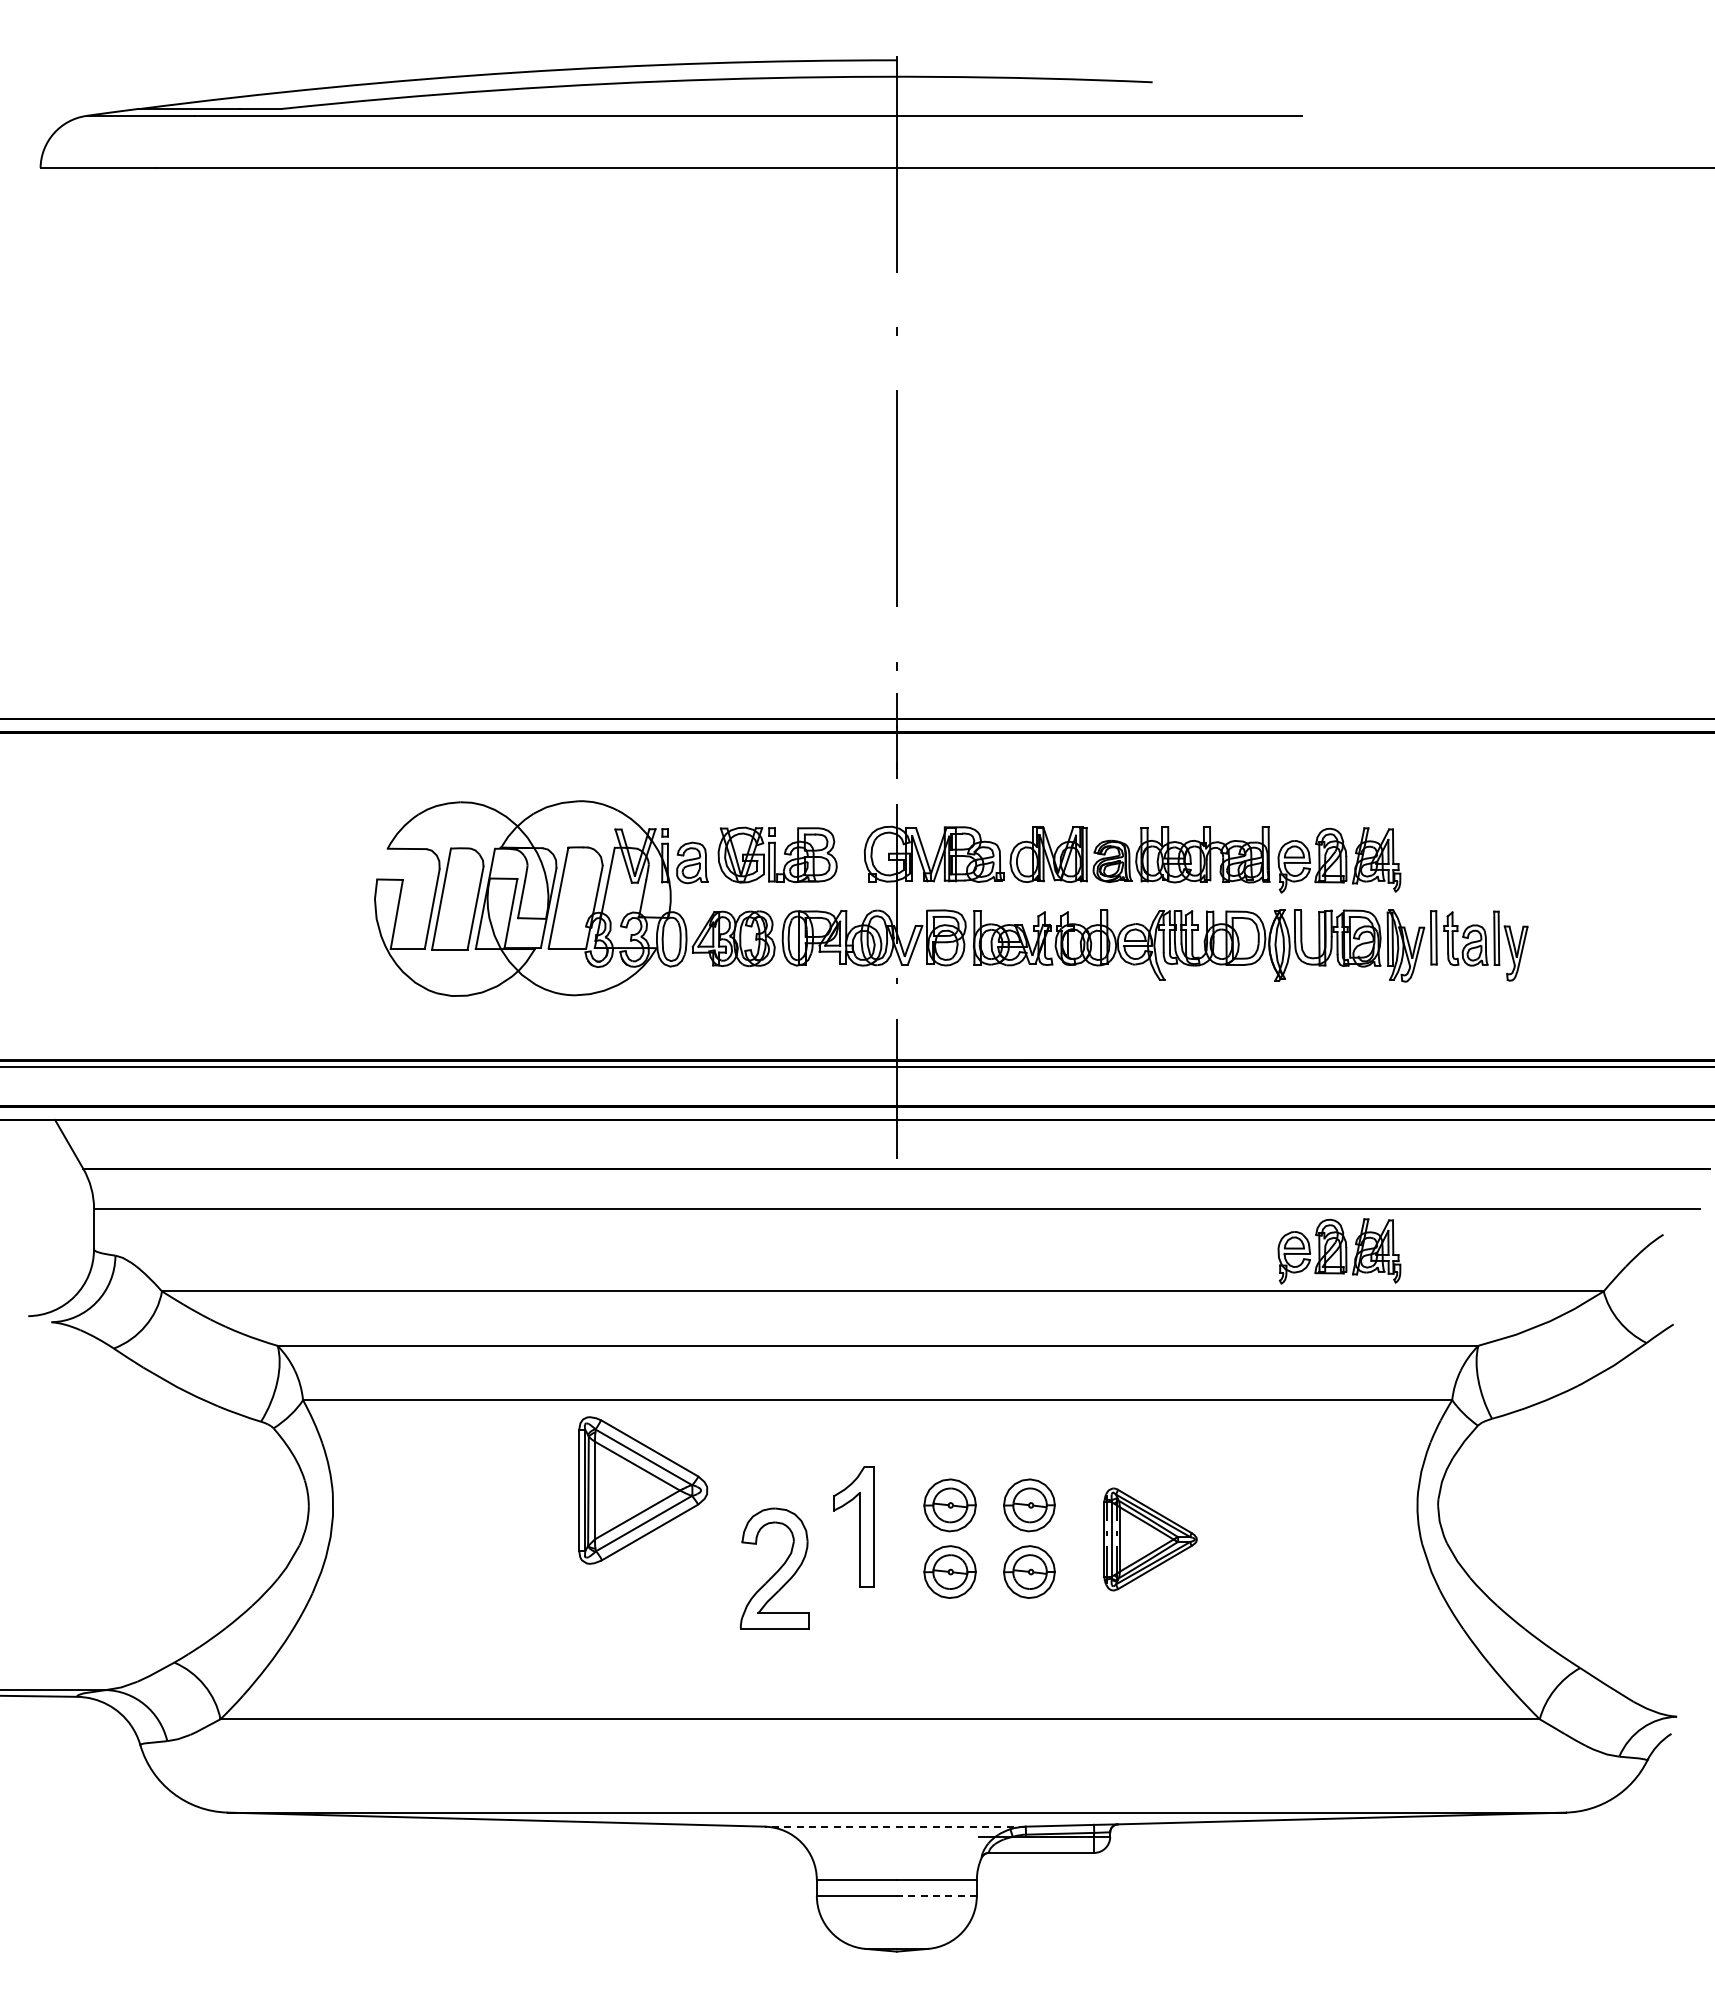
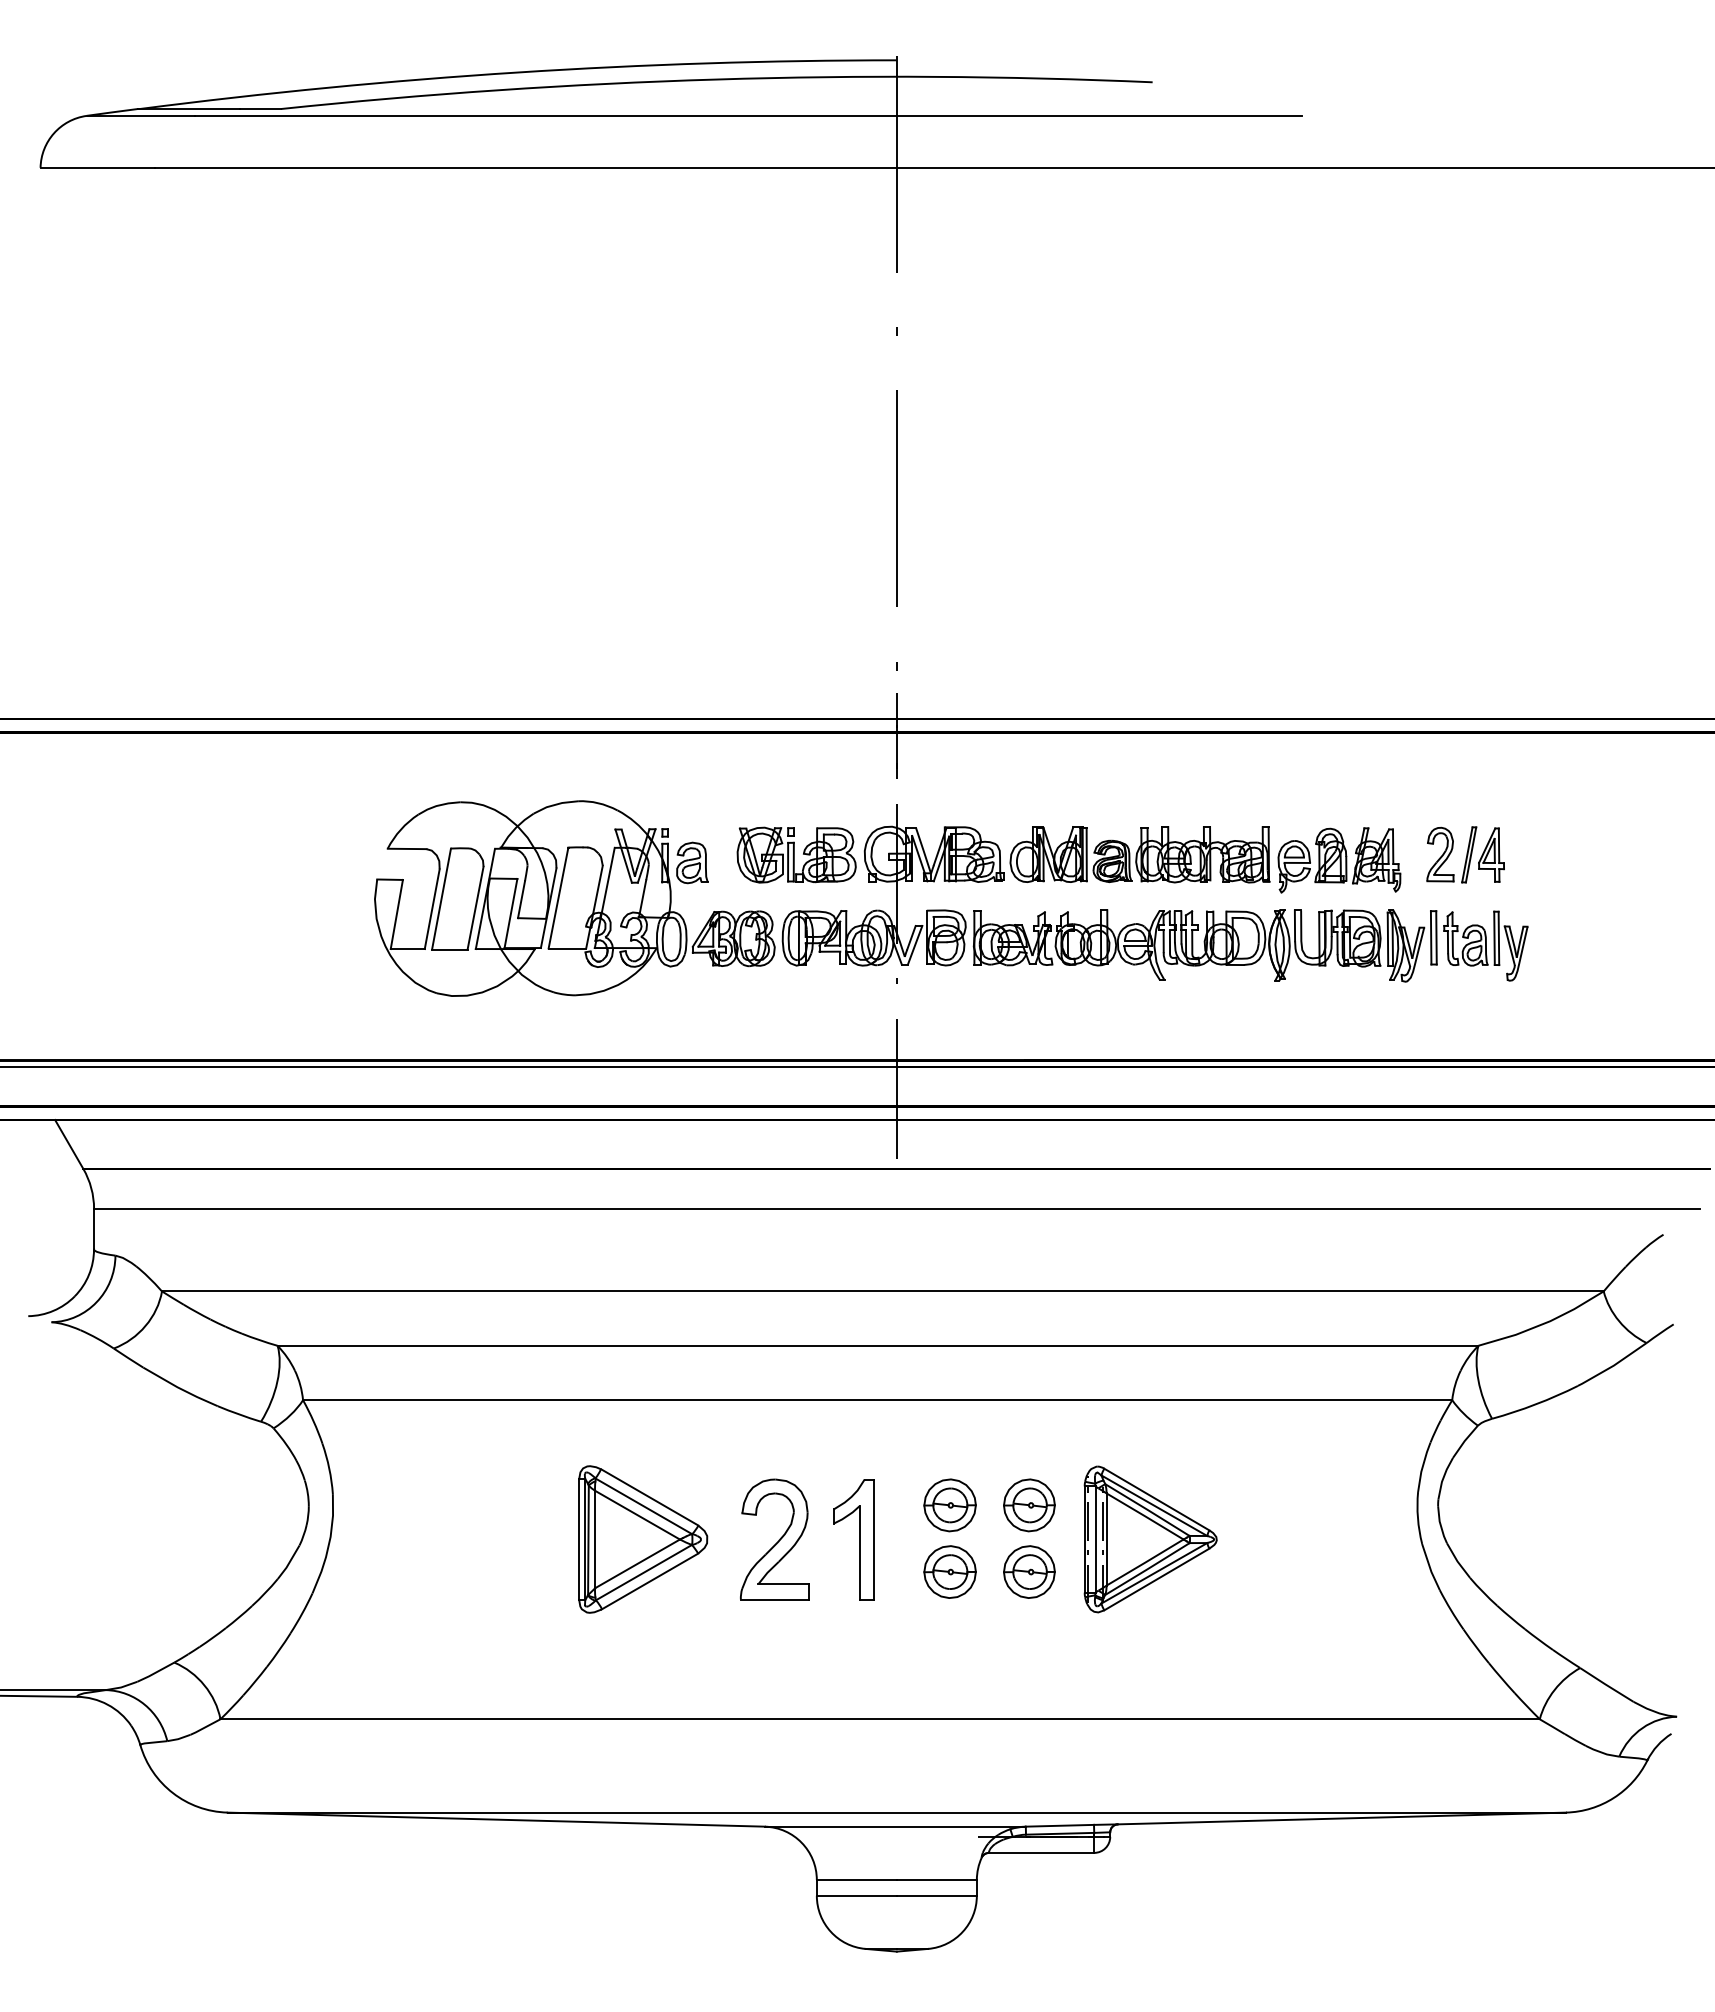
part position: (777, 854) -> (796, 854) (796, 854)
part: none -> present (1465, 854)
part: present -> none (1339, 1251)
part position: (643, 1490) -> (643, 1539) (643, 1539)
part position: (853, 1526) -> (853, 1539) (853, 1539)
part size: 95x105 px -> 135x149 px (1150, 1539)
part position: (774, 1568) -> (774, 1539) (774, 1539)
line: dashed -> solid (894, 1826)
line: dashed -> solid (936, 1895)
